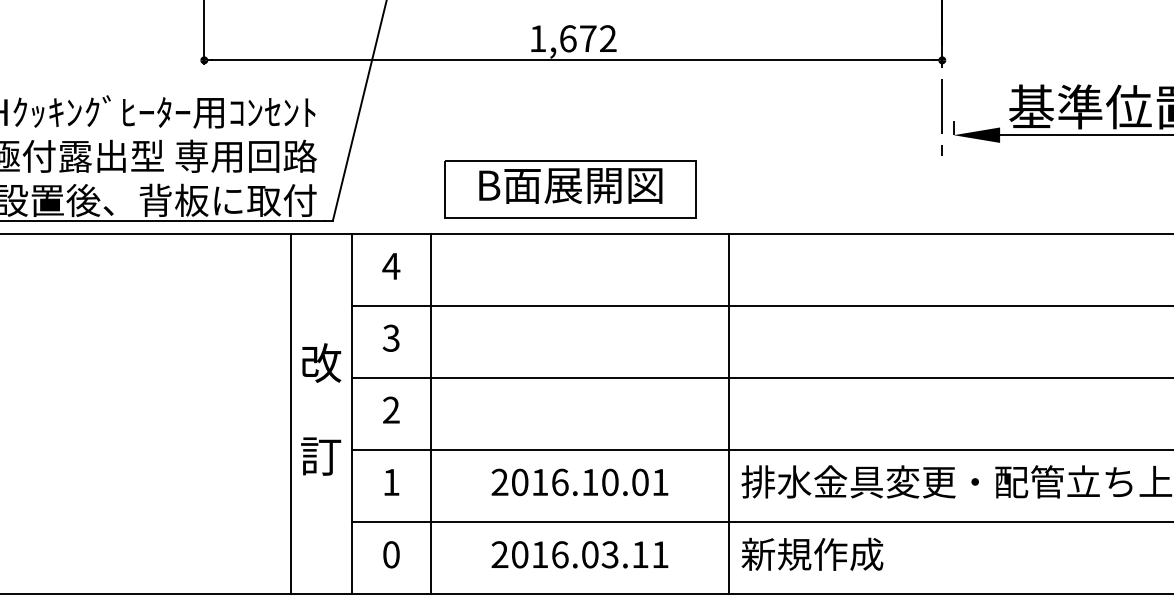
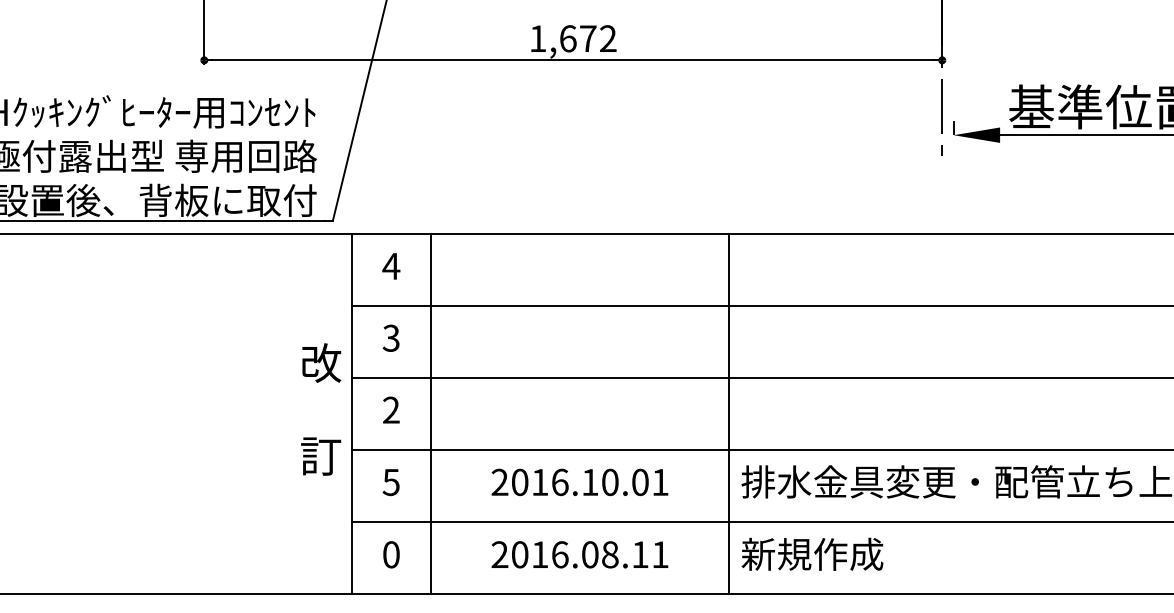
part: present -> none (570, 189)
line: present -> none (290, 413)
text: 1 -> 5 (390, 482)
text: 2016.03.11 -> 2016.08.11 (609, 554)
